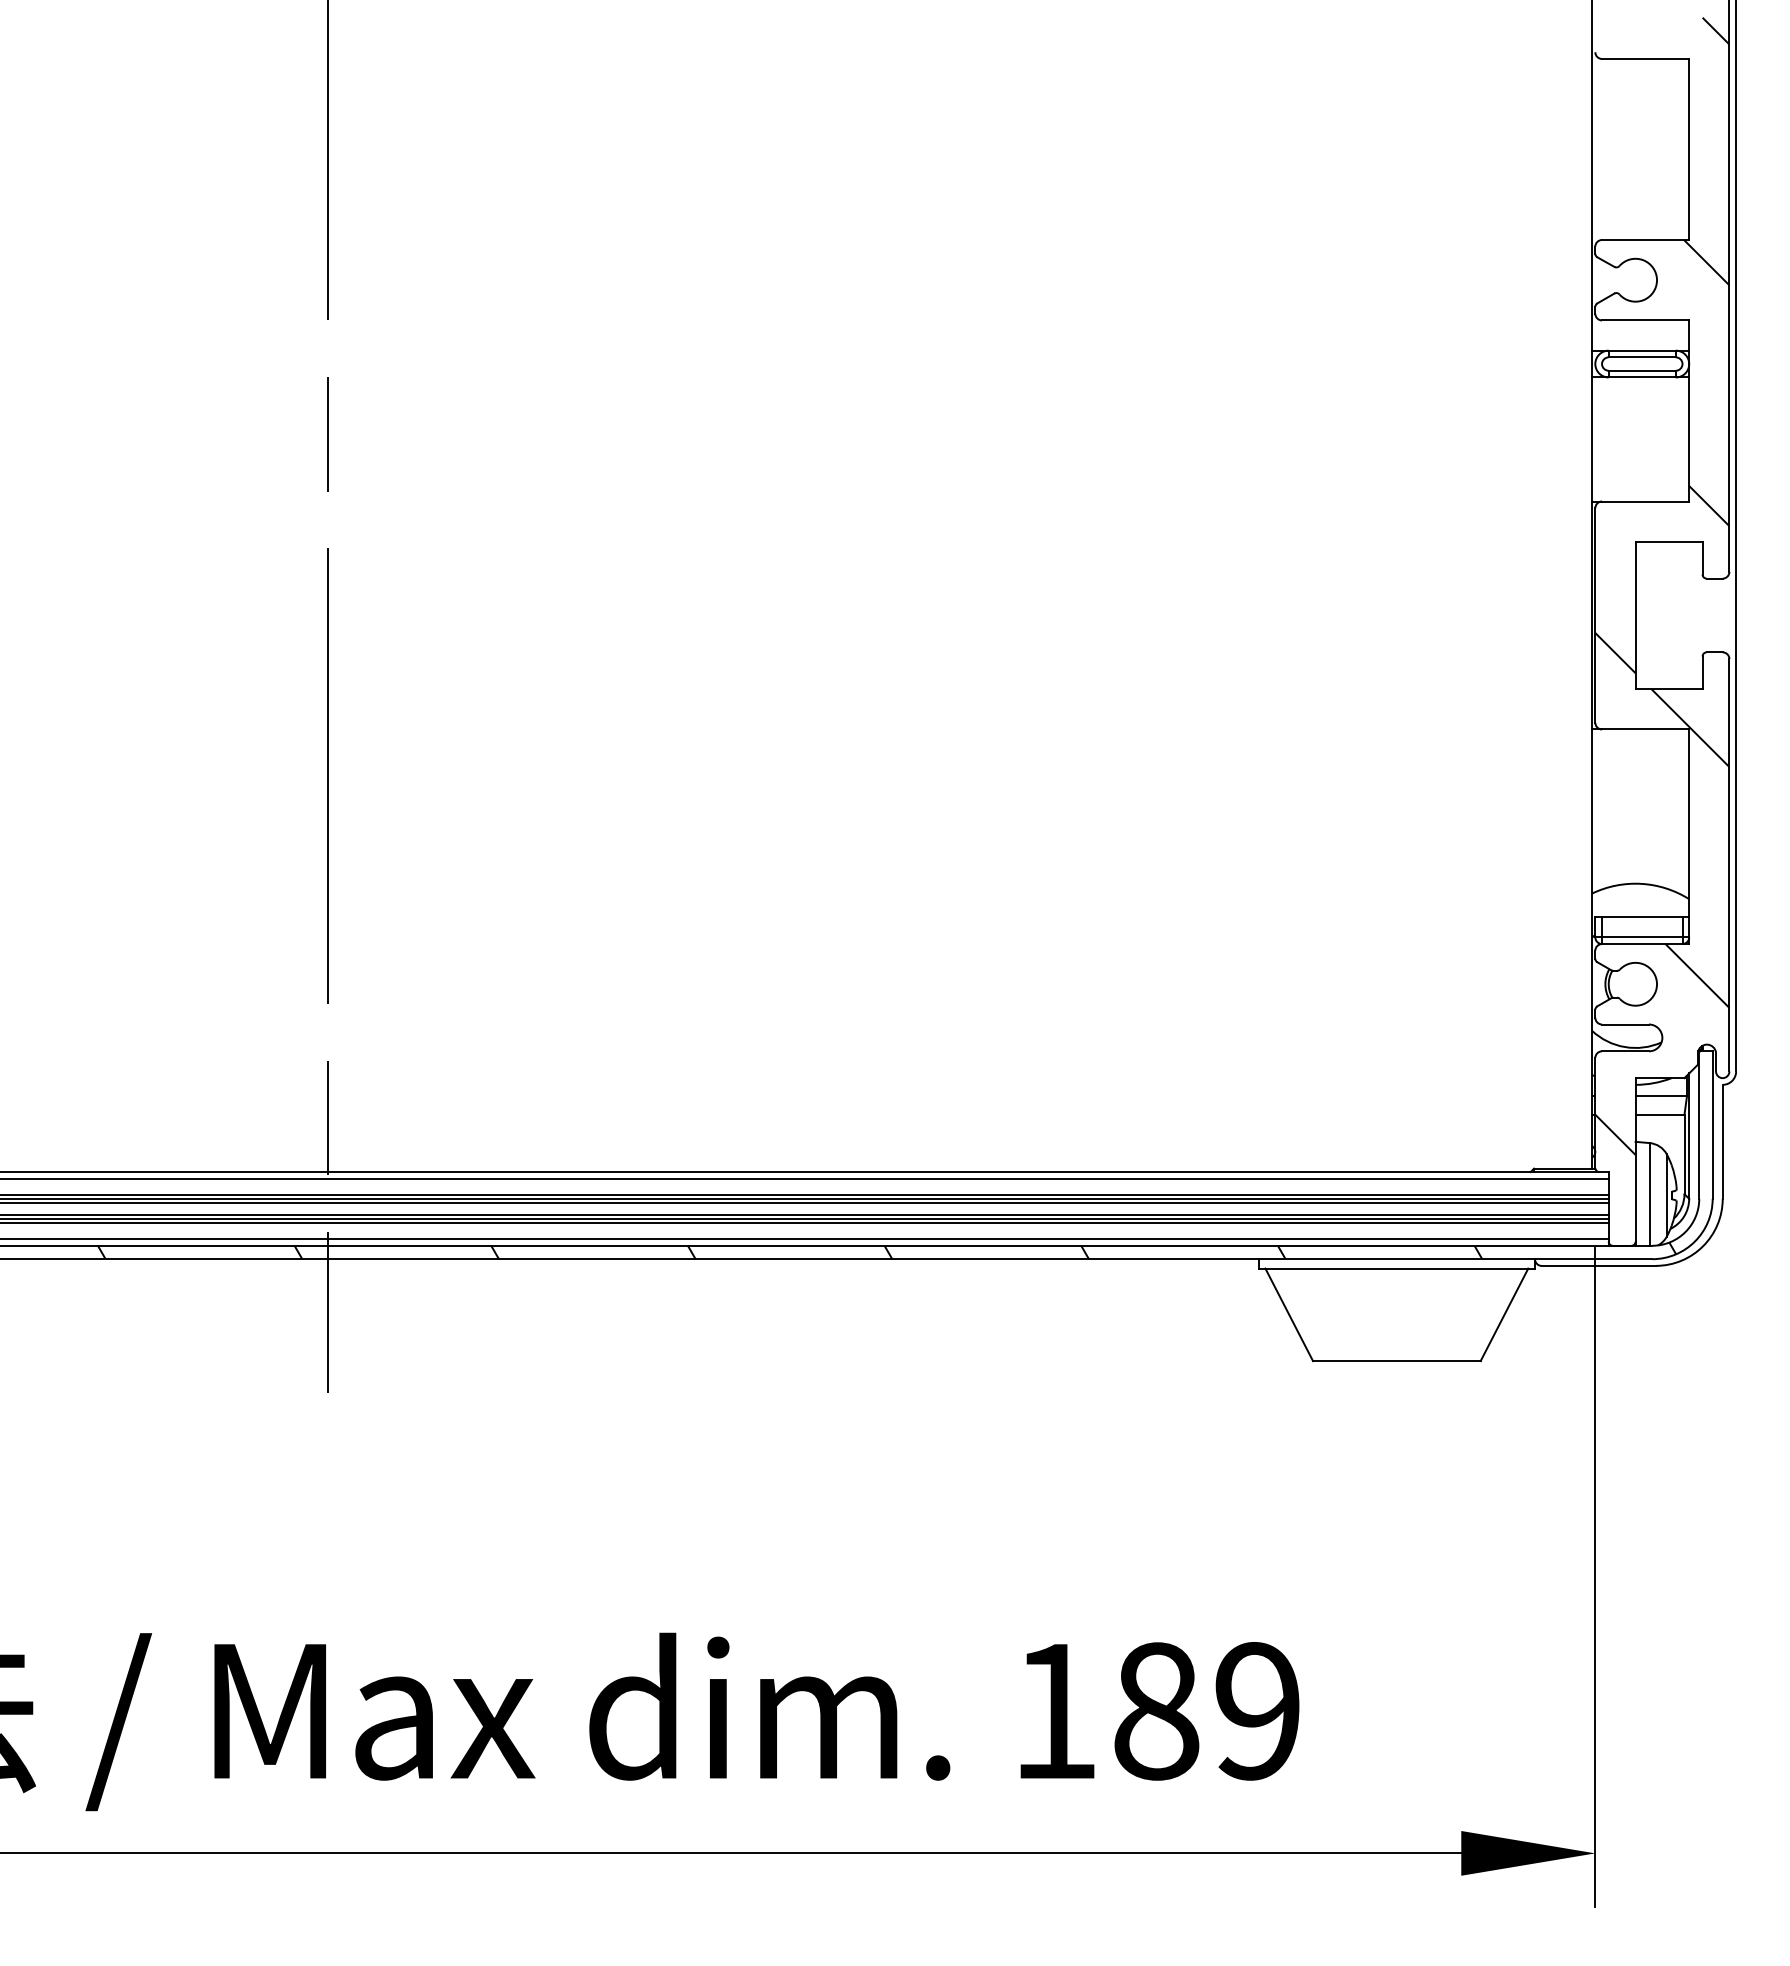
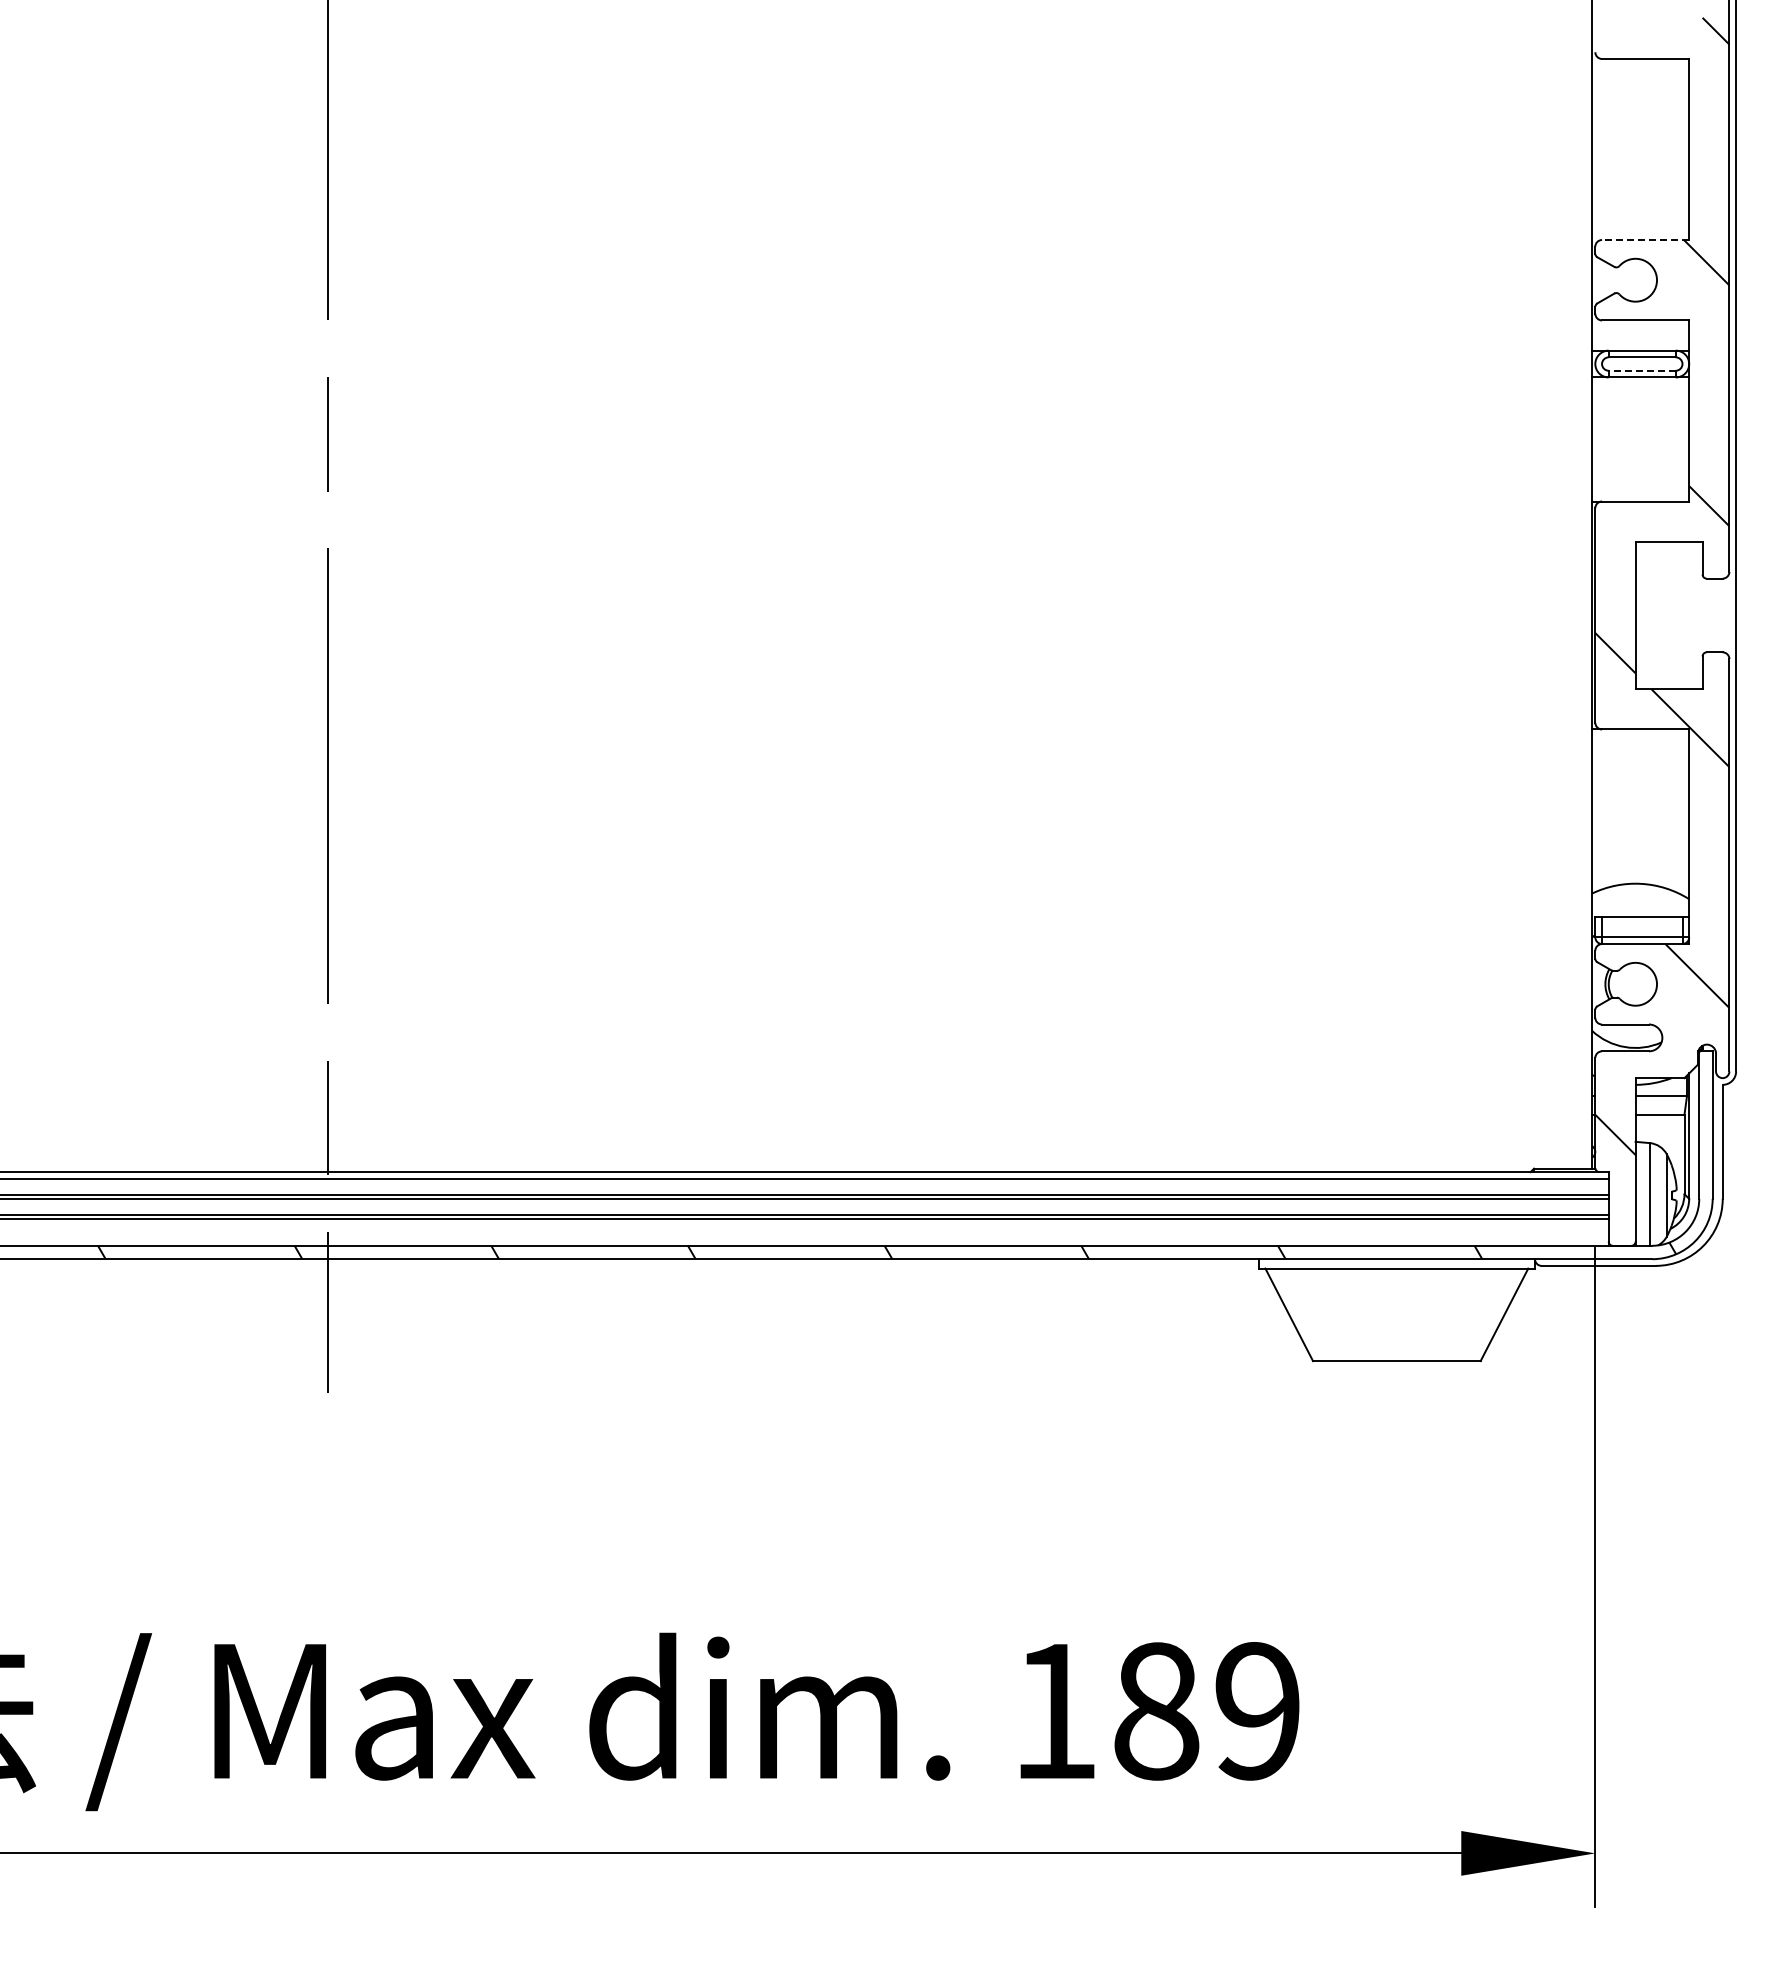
line: solid -> dashed (1645, 240)
line: solid -> dashed (1642, 370)
line: present -> none (805, 1202)
line: present -> none (805, 1222)
line: present -> none (805, 1239)
